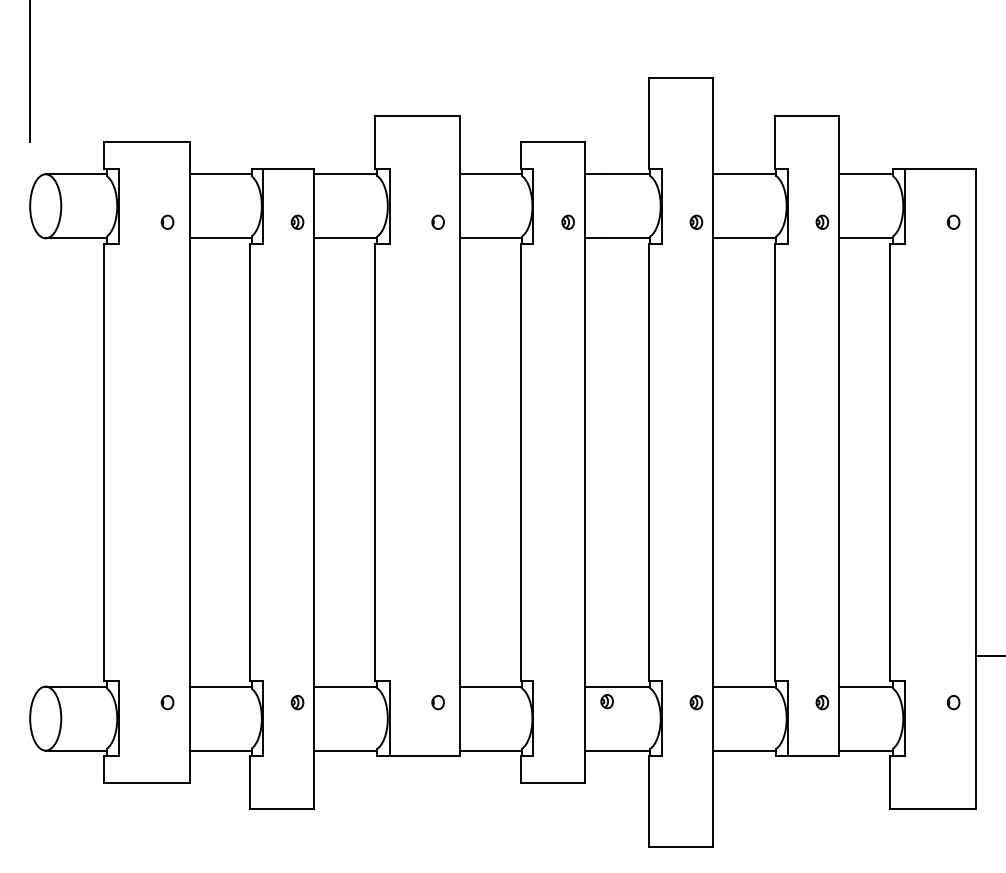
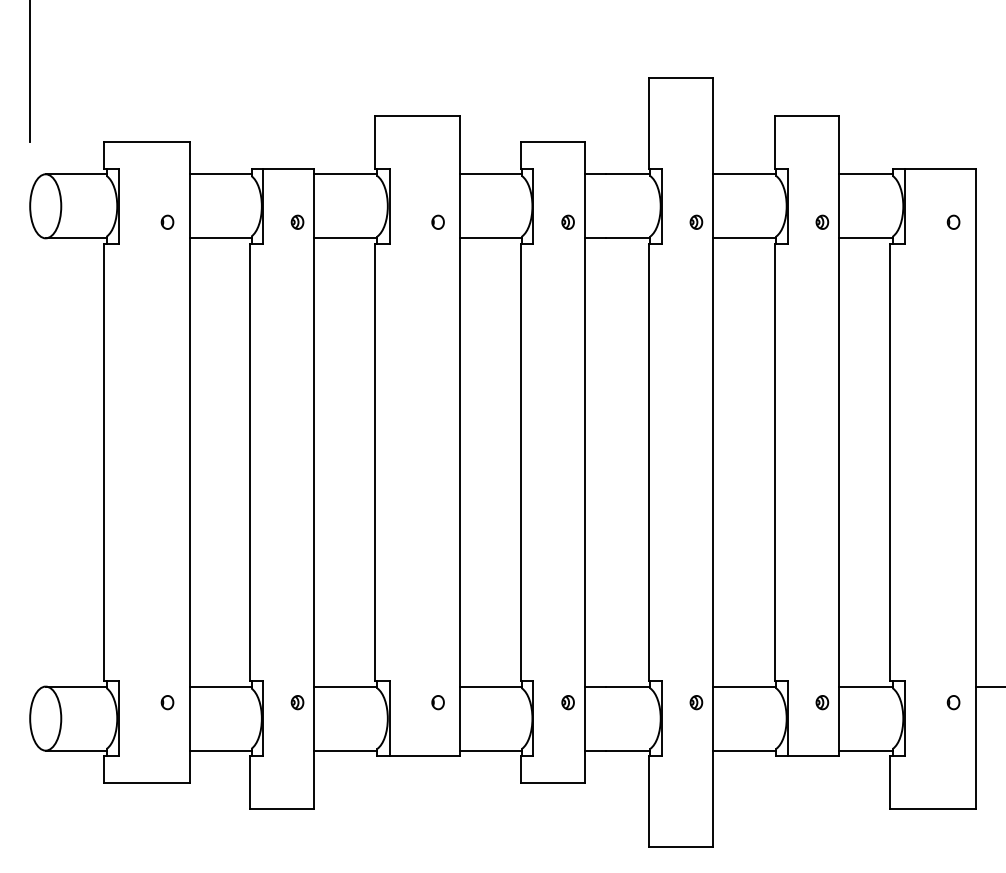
line position: (988, 655) -> (988, 686) (988, 686)
part position: (606, 701) -> (567, 702) (567, 702)
